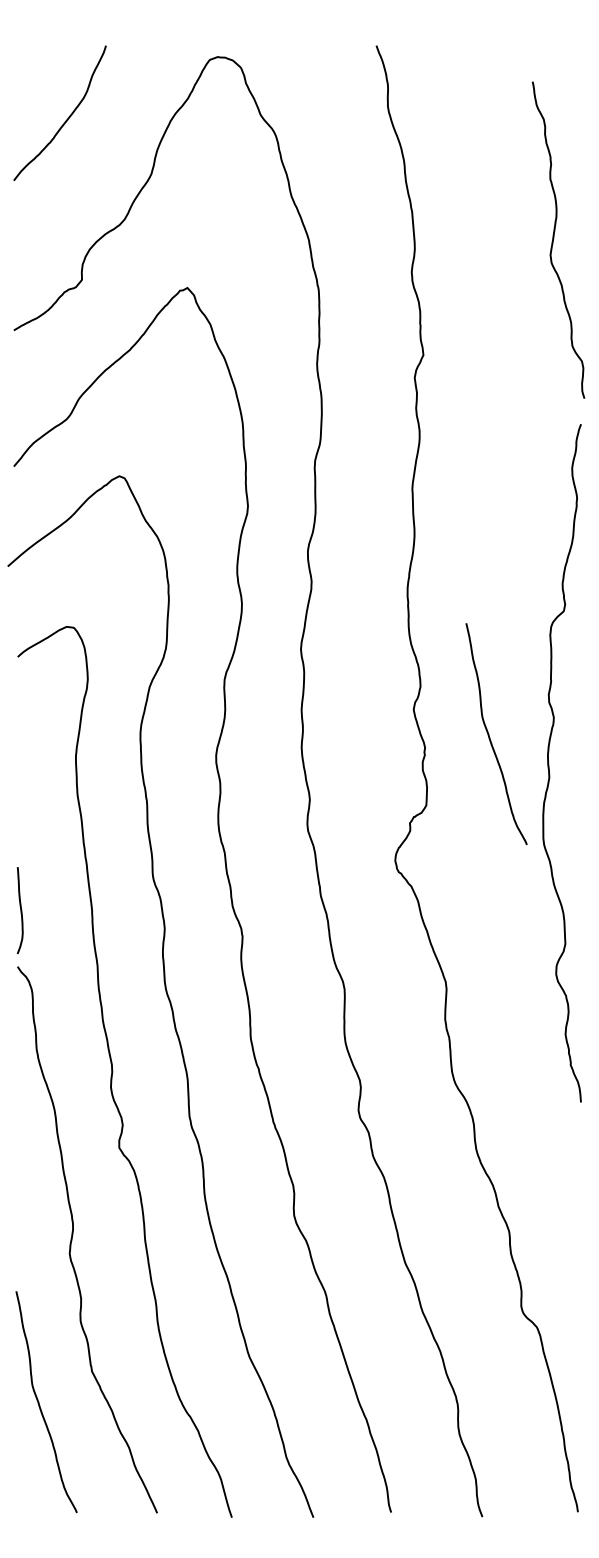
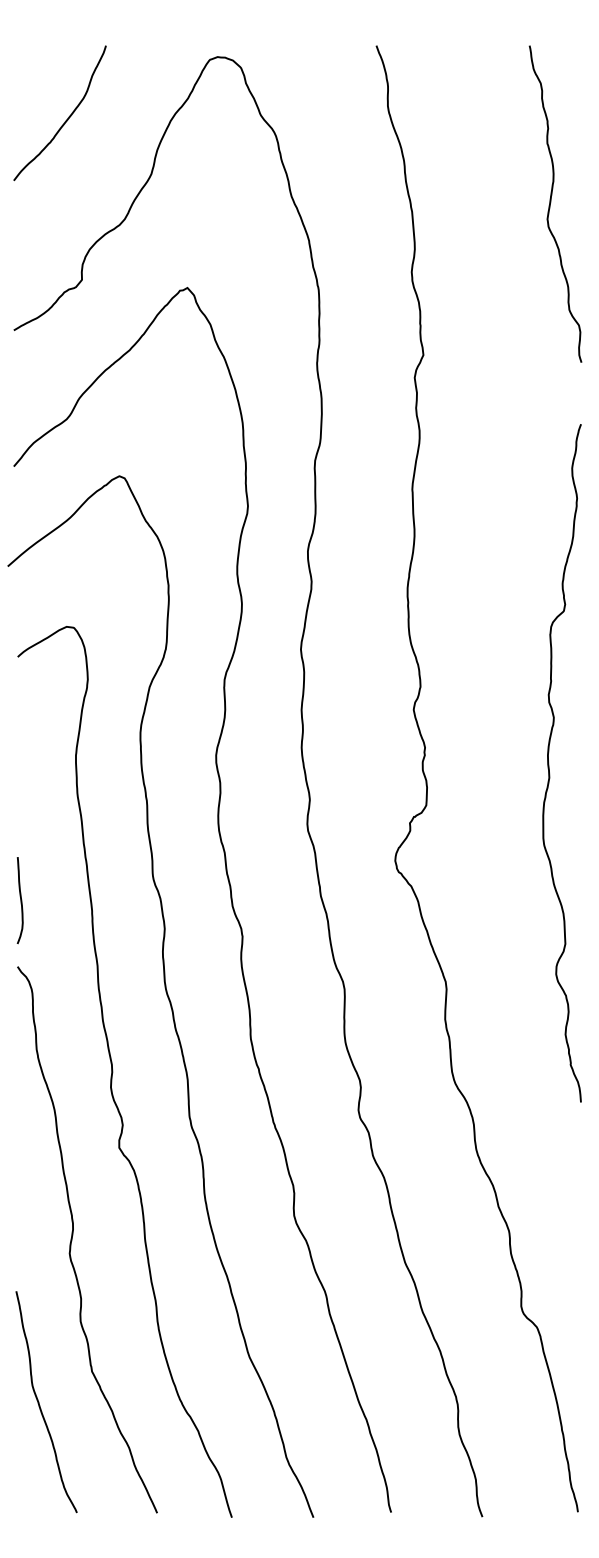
curve position: (554, 238) -> (551, 202) (551, 202)
curve: present -> none (490, 737)
curve position: (20, 910) -> (20, 900) (20, 900)
